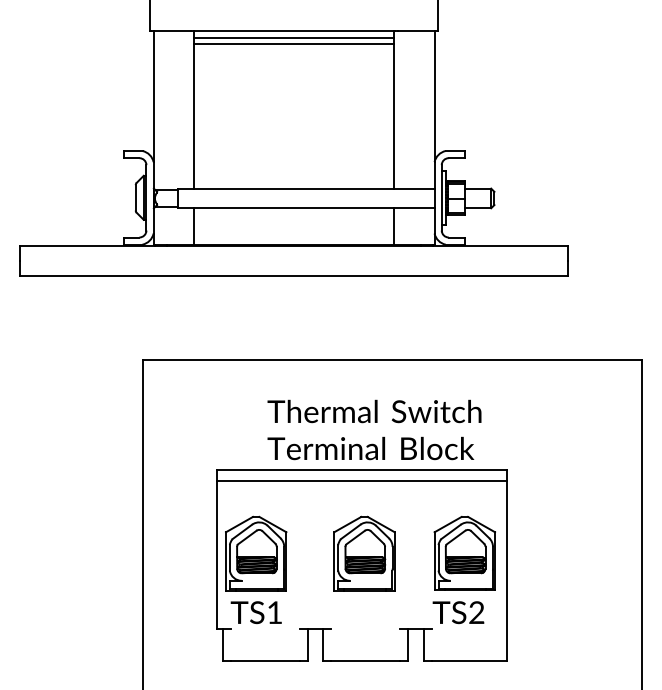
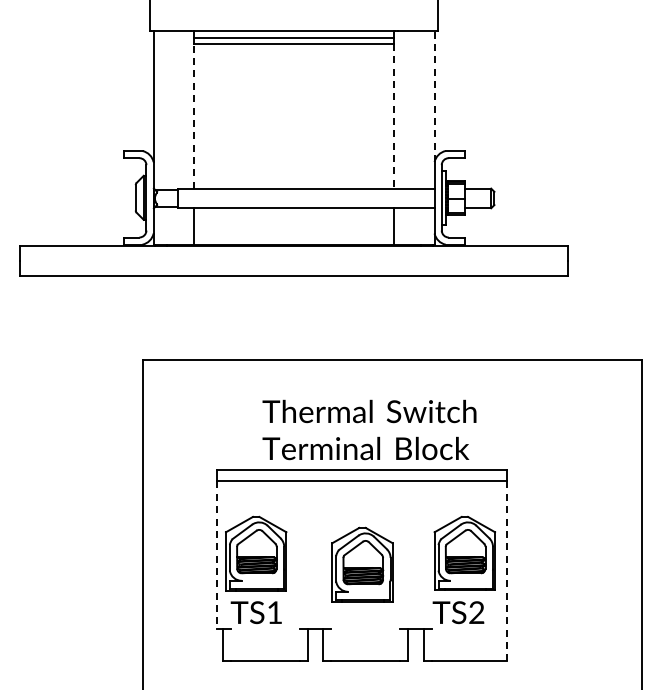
line: solid -> dashed (434, 96)
line: solid -> dashed (193, 115)
line: solid -> dashed (394, 116)
text position: (374, 429) -> (369, 429) (369, 429)
part position: (364, 553) -> (362, 564) (362, 564)
line: solid -> dashed (216, 555)
line: solid -> dashed (507, 571)
